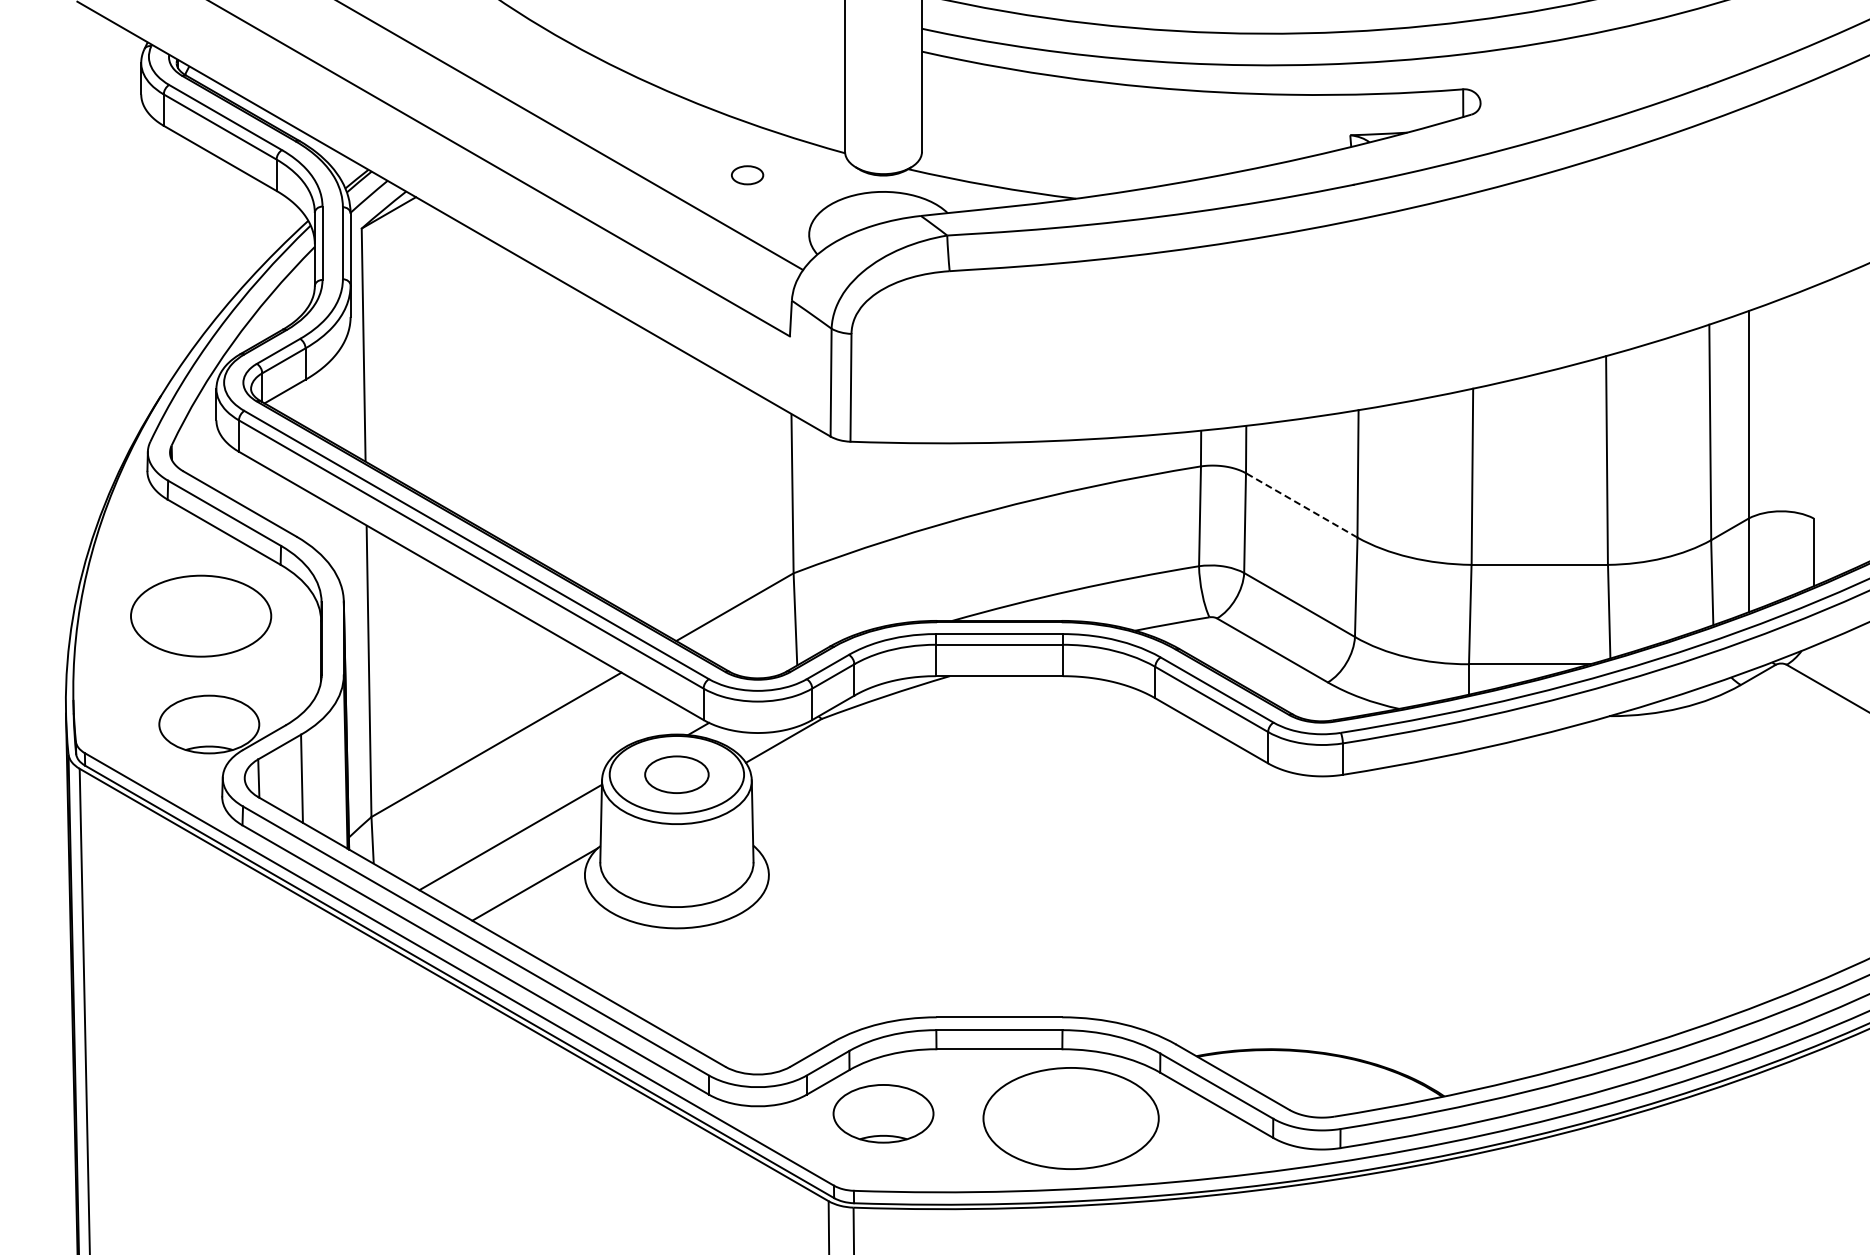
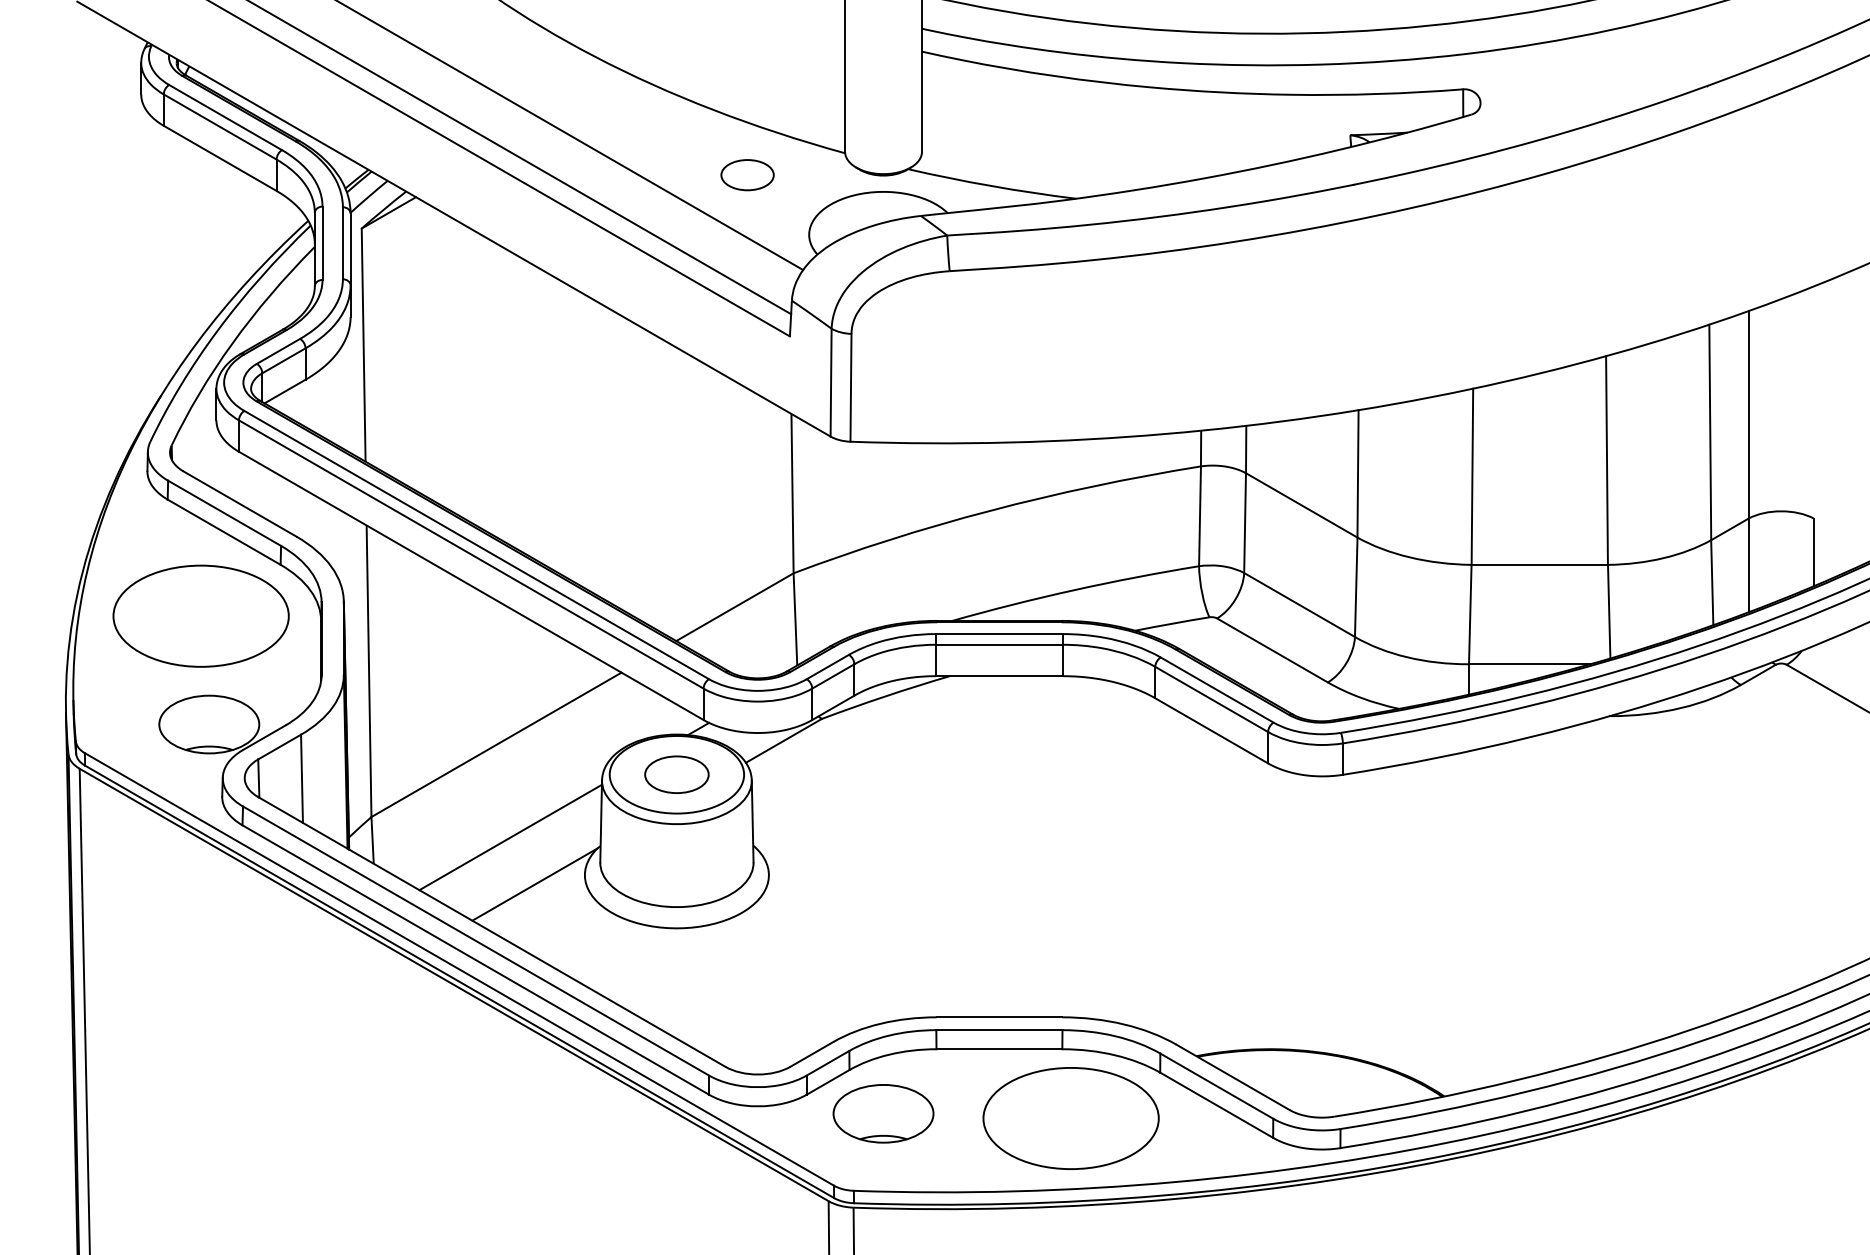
line: none -> present (520, 158)
part size: 34x21 px -> 55x33 px (747, 175)
line: dashed -> solid (1301, 505)
part size: 143x84 px -> 178x104 px (200, 615)
